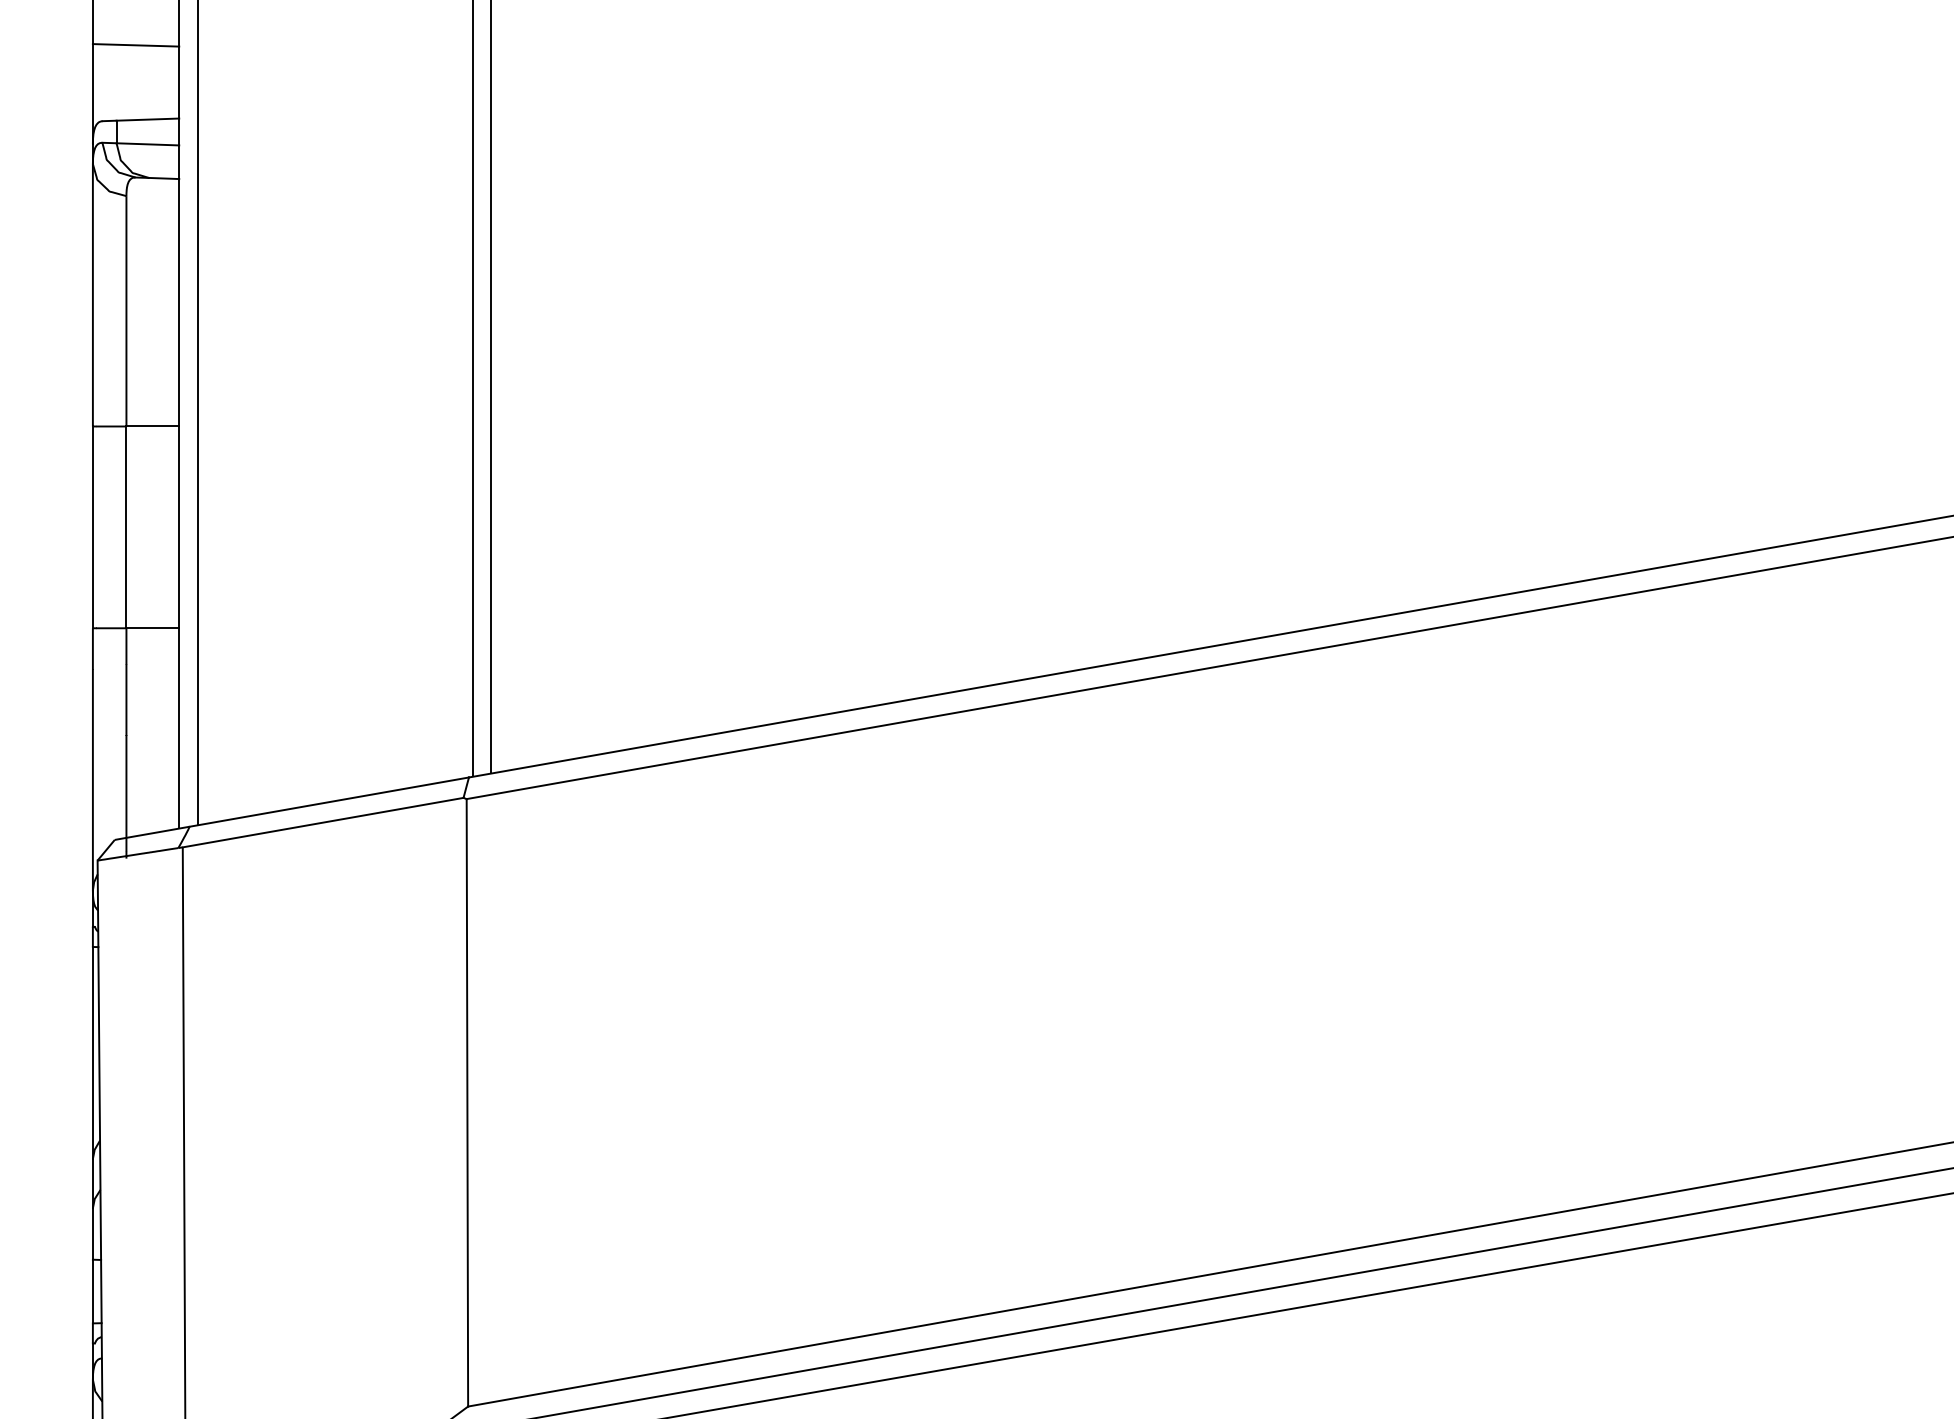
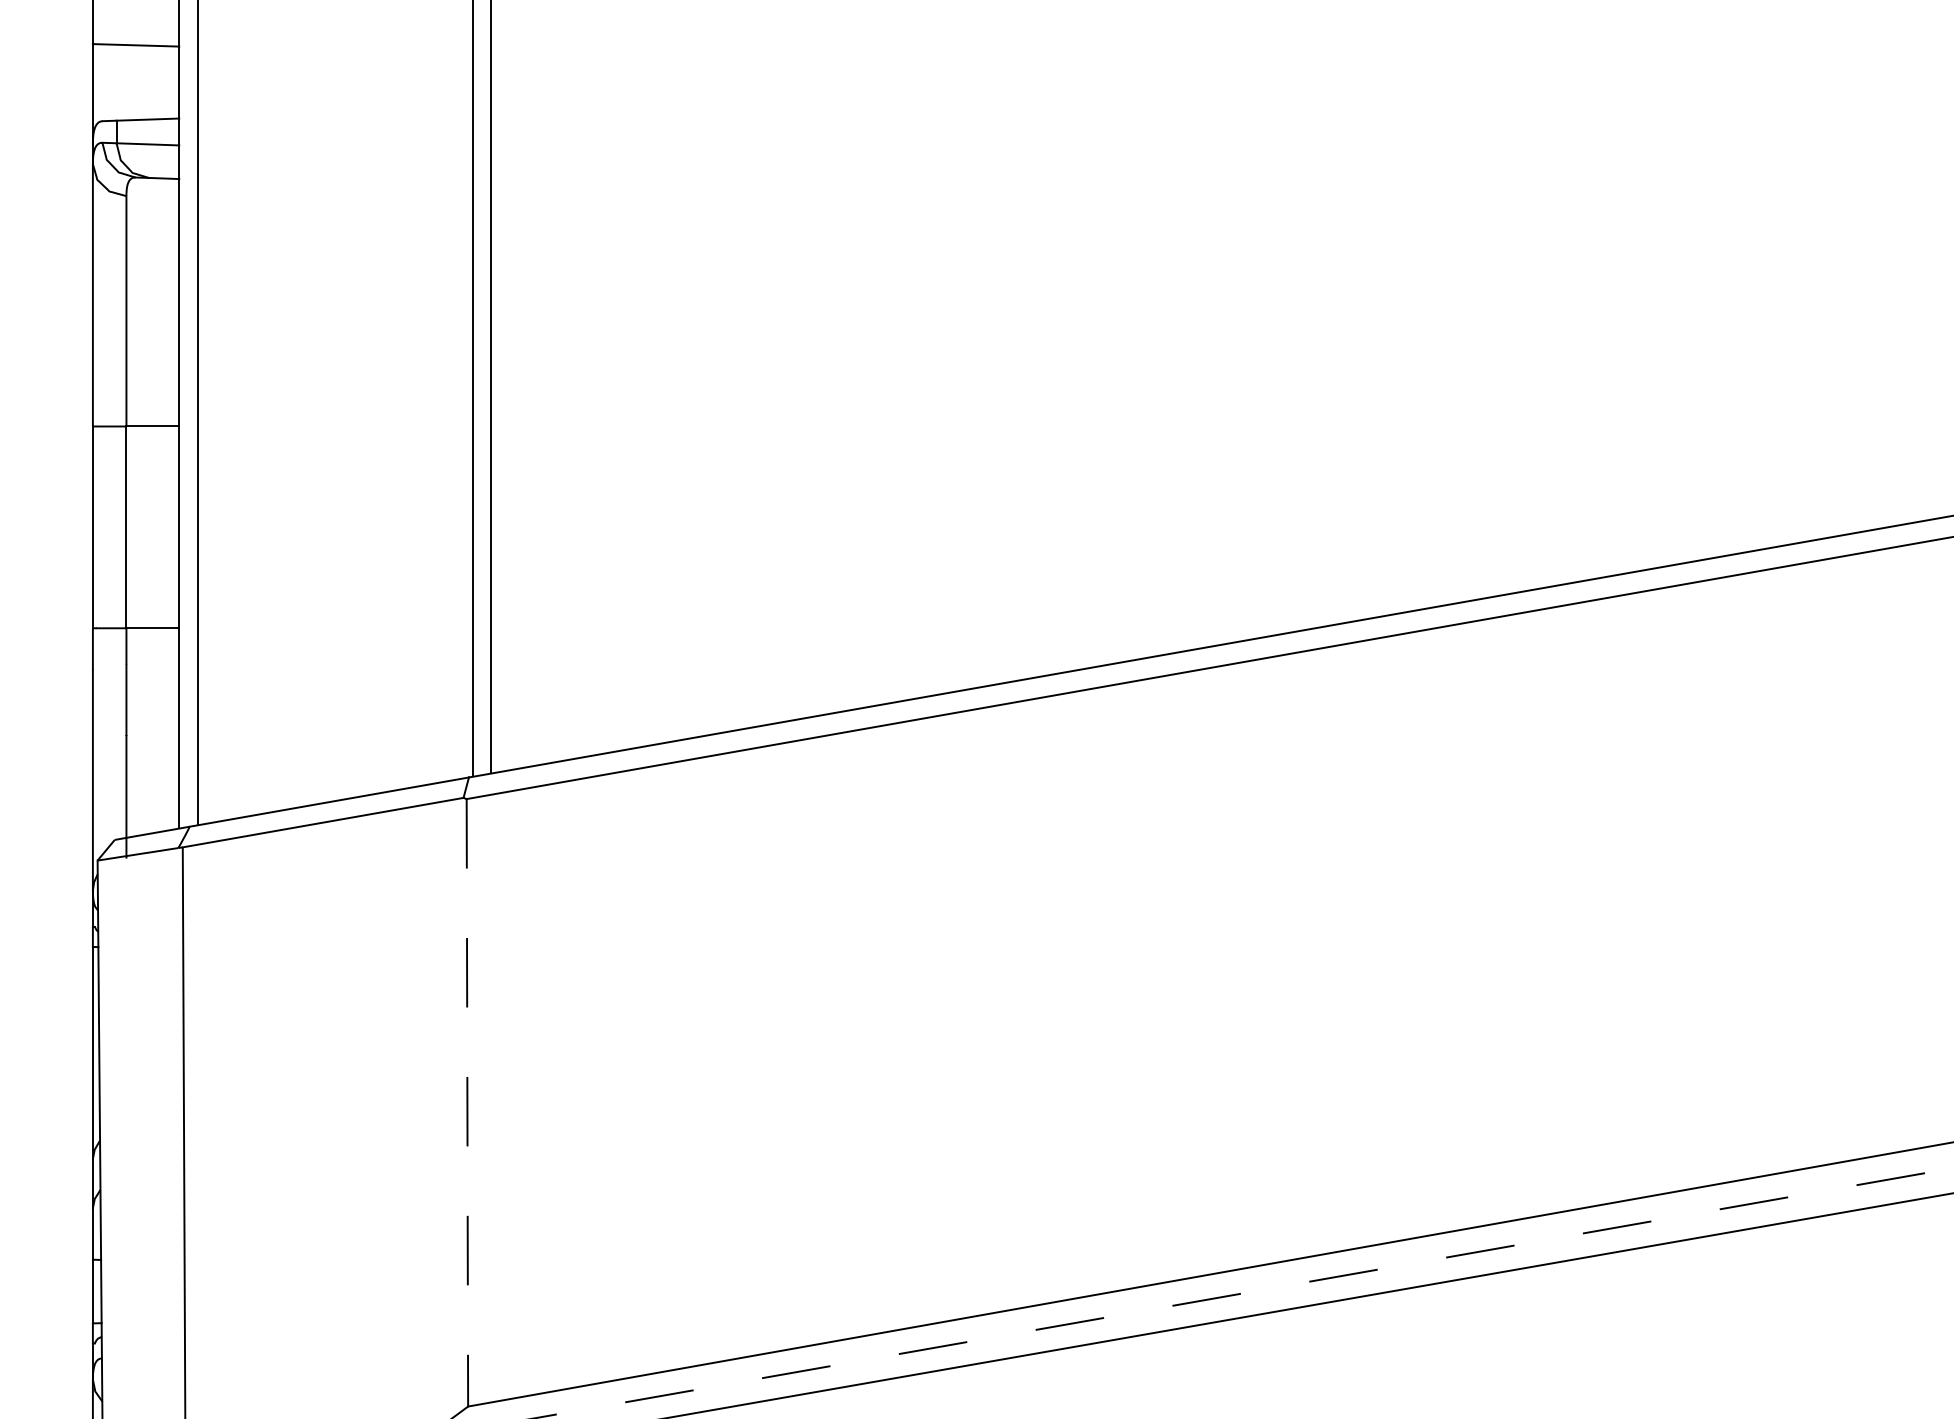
line: solid -> dashed (467, 1102)
line: solid -> dashed (1241, 1293)
